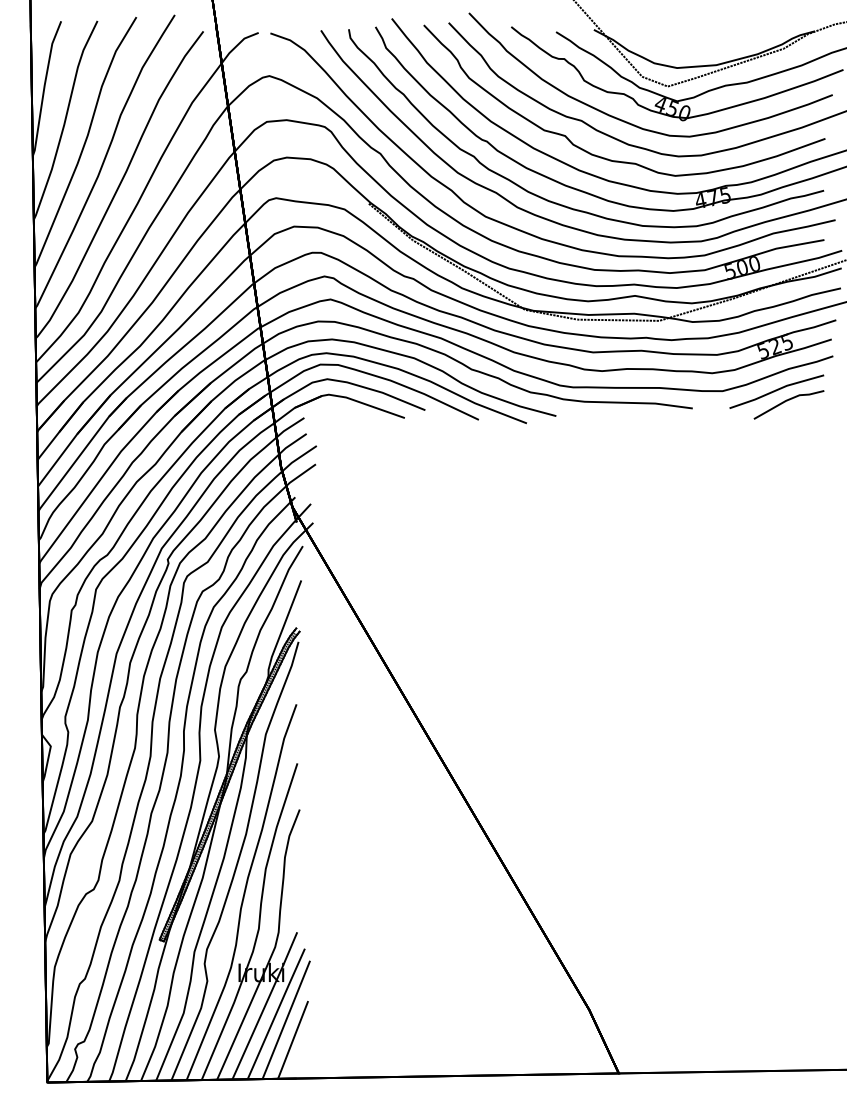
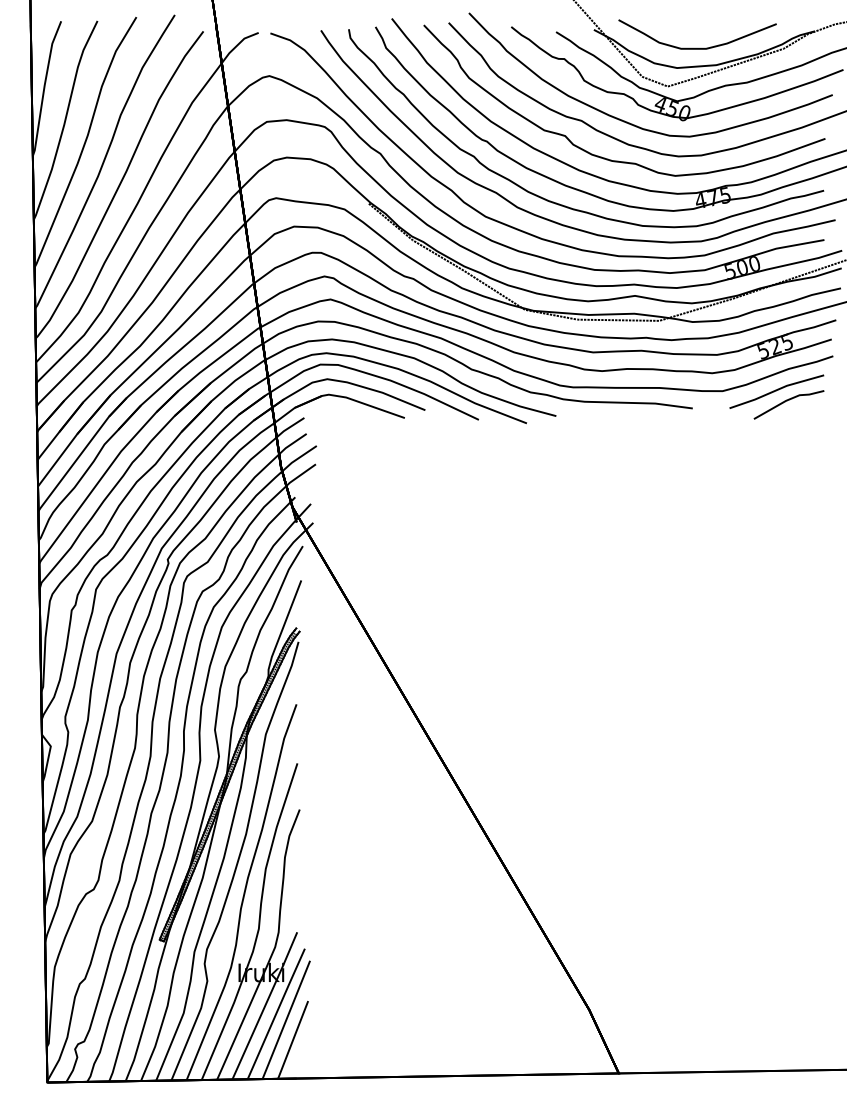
part: none -> present (697, 47)
